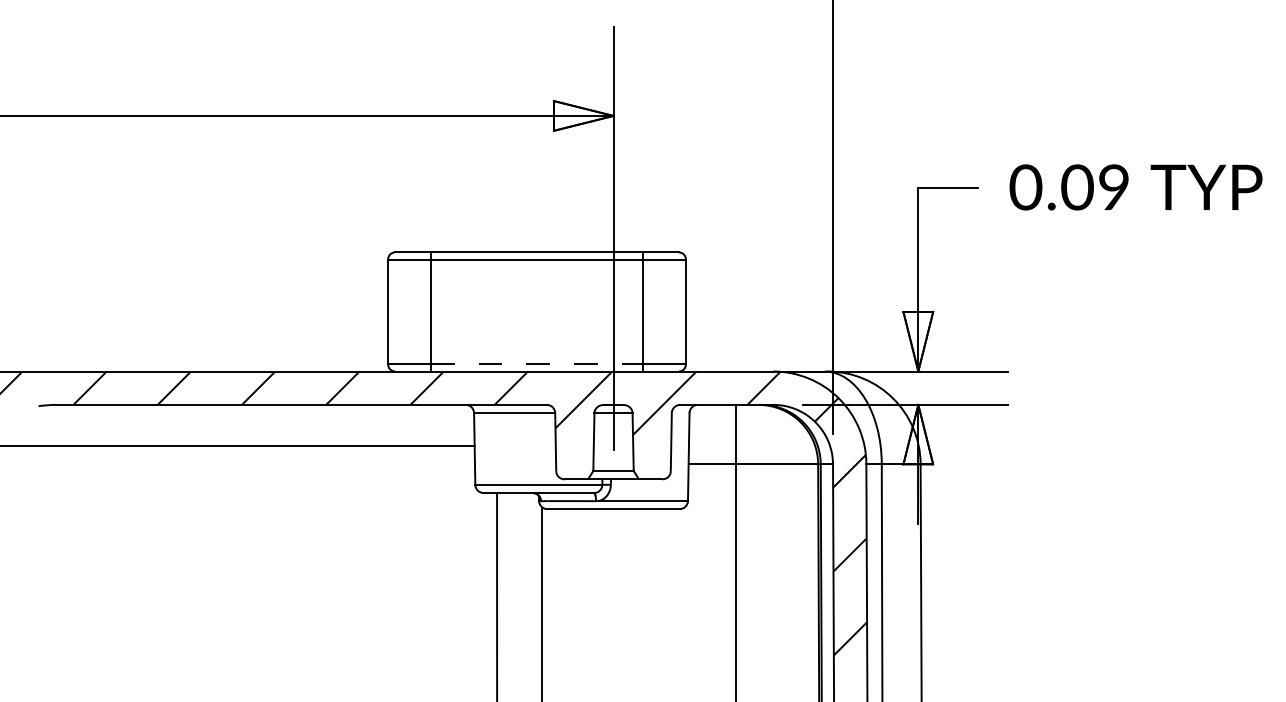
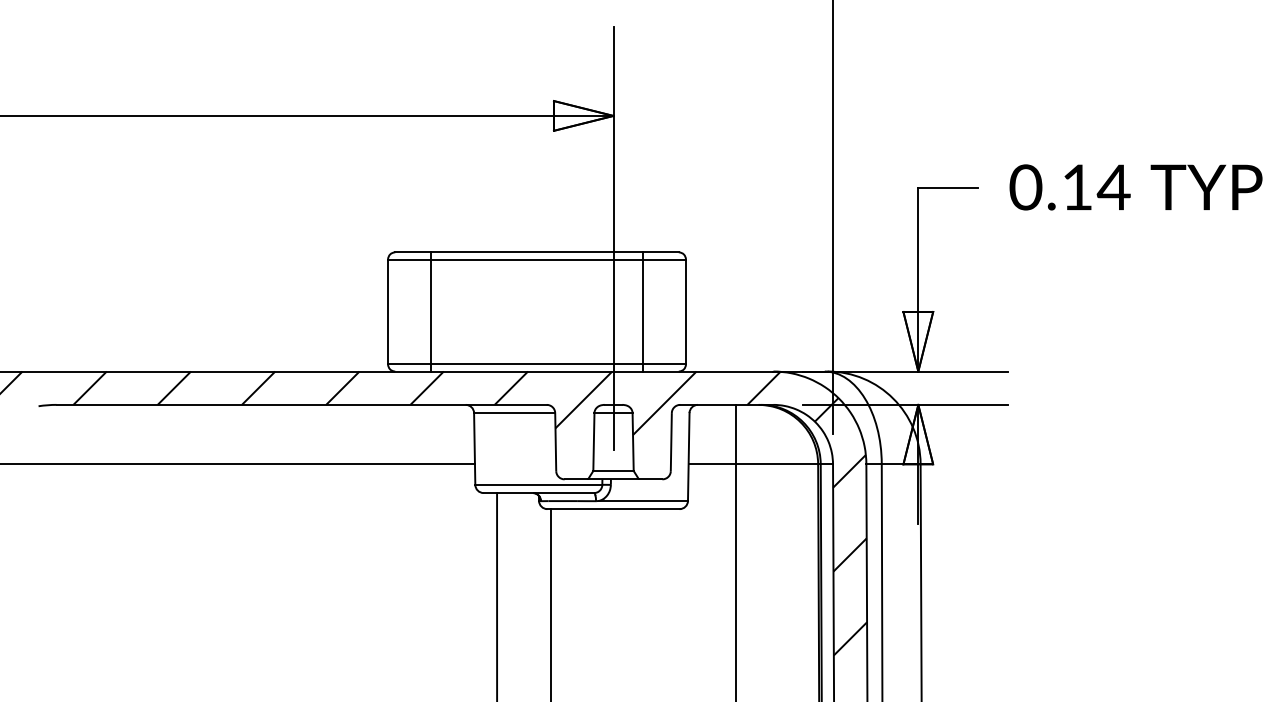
text: 0.09 -> 0.14 (1095, 187)
line: dashed -> solid (537, 364)
line position: (238, 446) -> (238, 464) (238, 464)
line position: (541, 603) -> (550, 603) (550, 603)
